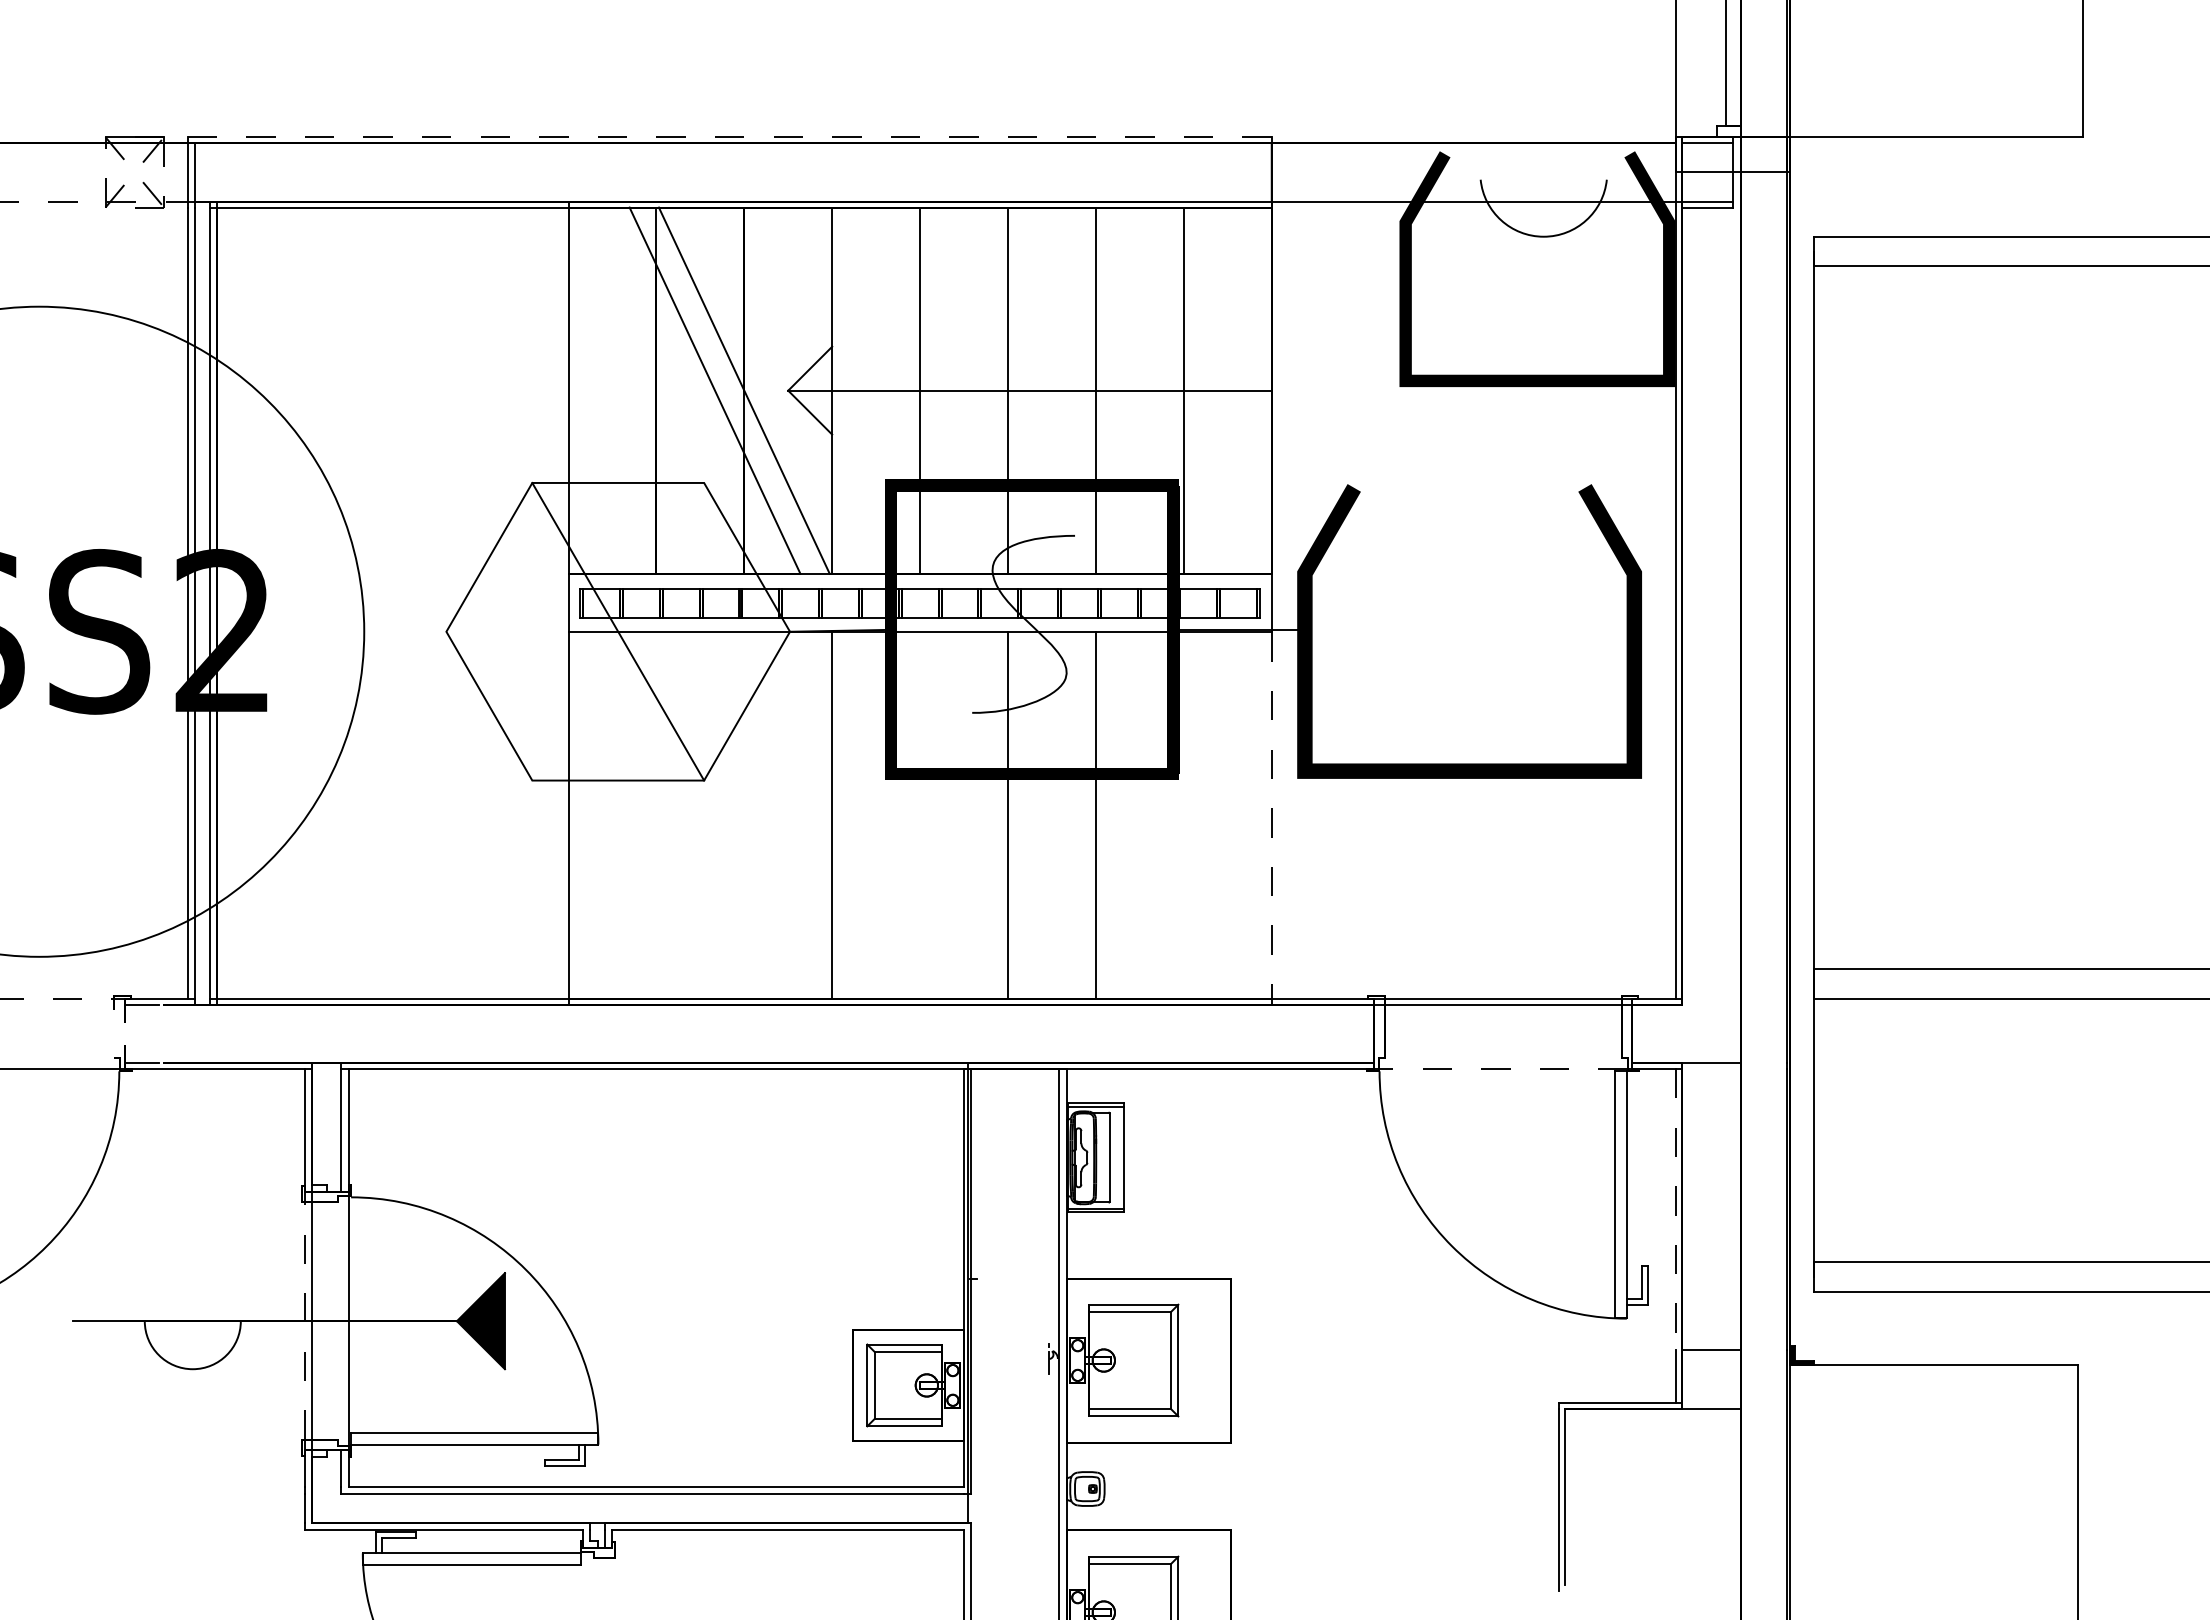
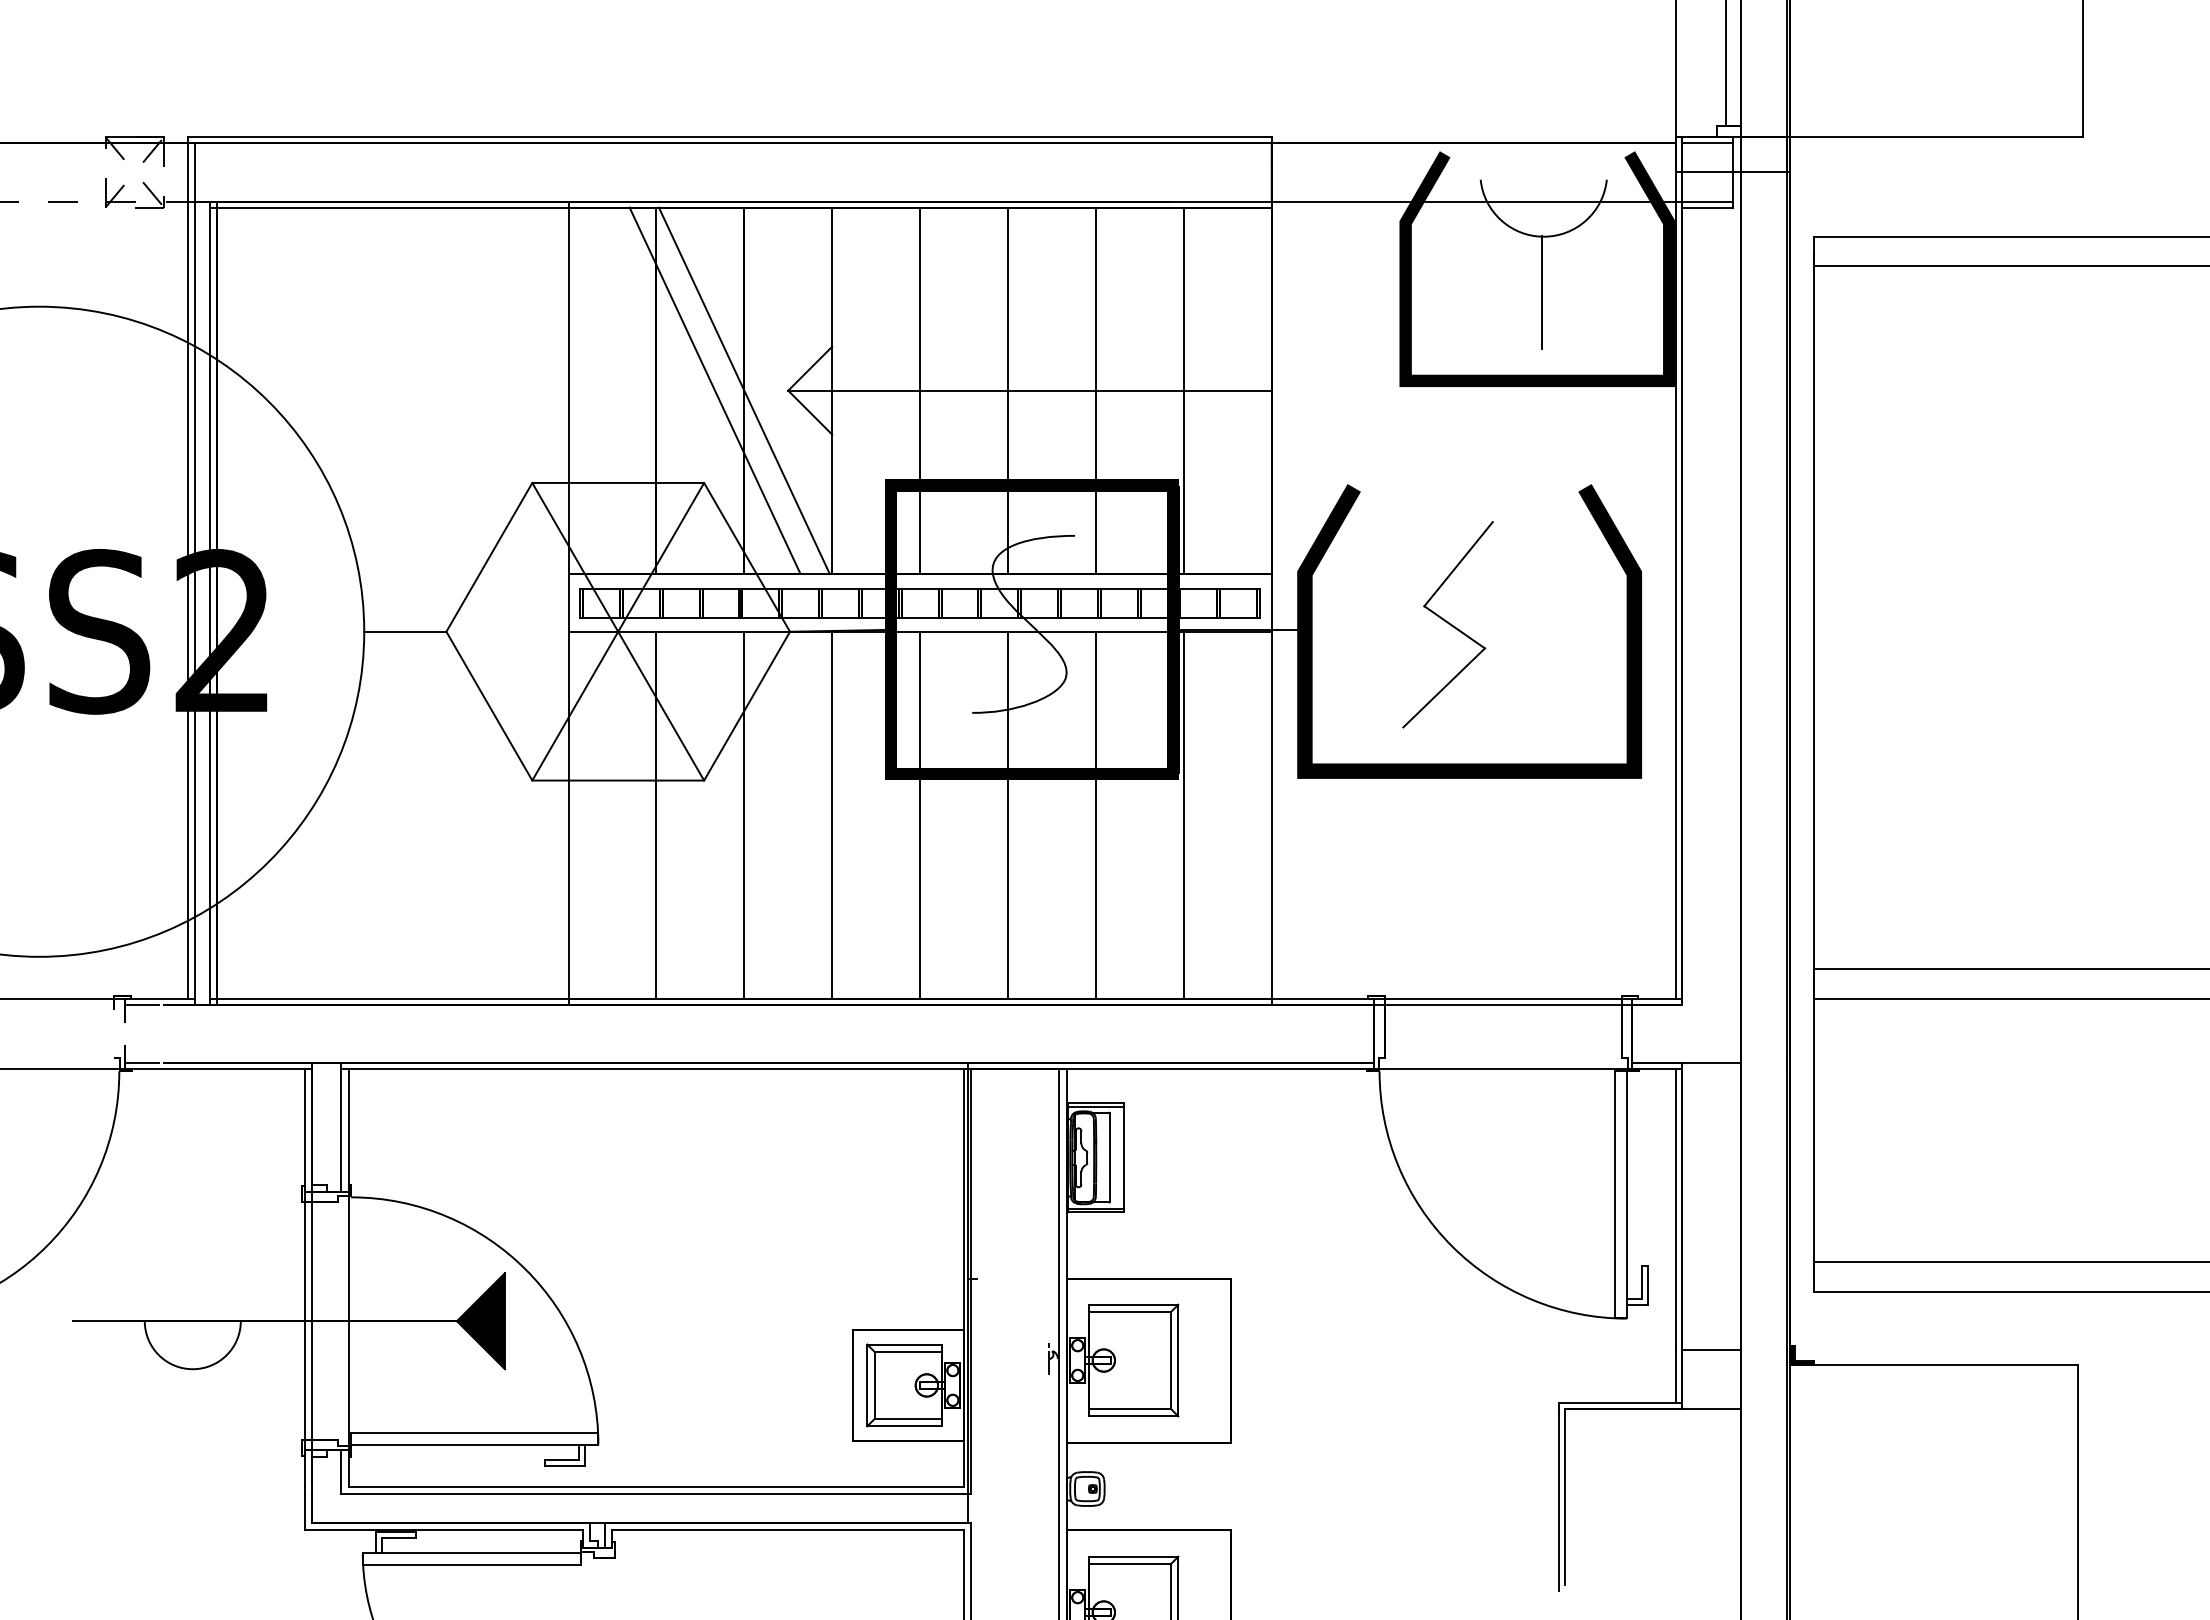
line: dashed -> solid (729, 137)
line: none -> present (1542, 292)
part: none -> present (1447, 624)
line: none -> present (405, 631)
line: none -> present (618, 631)
line: none -> present (656, 815)
line: none -> present (744, 815)
line: none -> present (920, 815)
line: none -> present (1183, 815)
line: dashed -> solid (1271, 816)
line: dashed -> solid (57, 998)
line: dashed -> solid (1503, 1069)
line: dashed -> solid (1676, 1209)
line: dashed -> solid (304, 1320)
